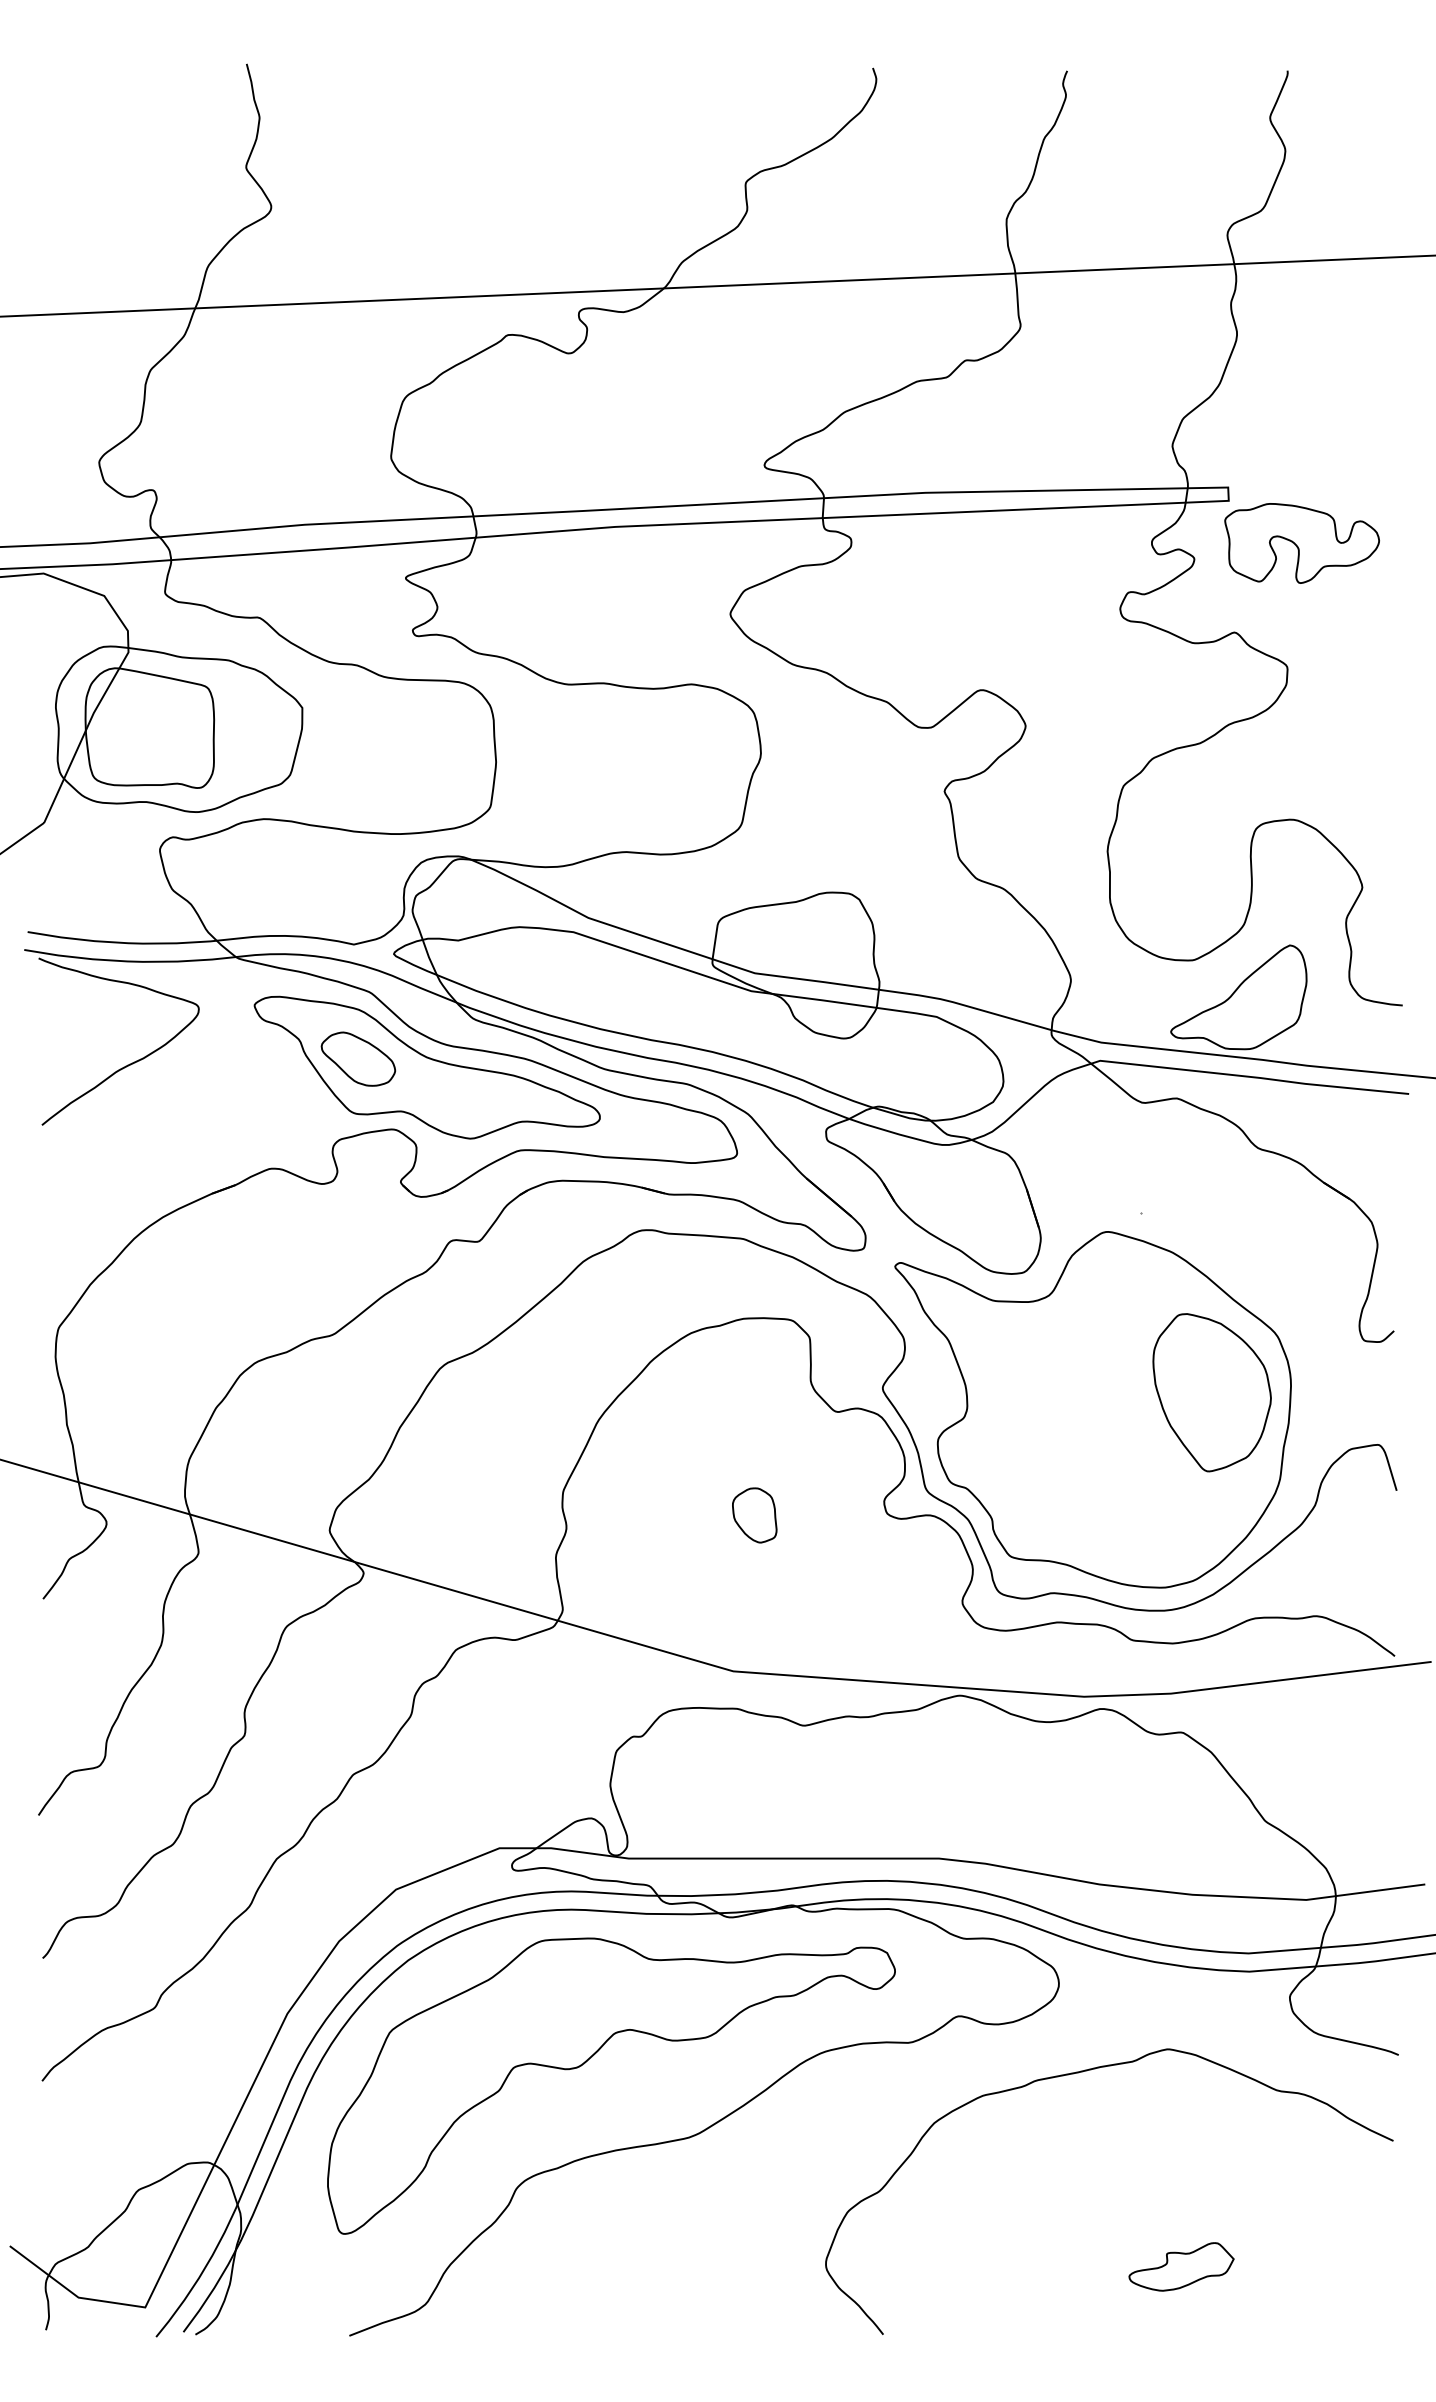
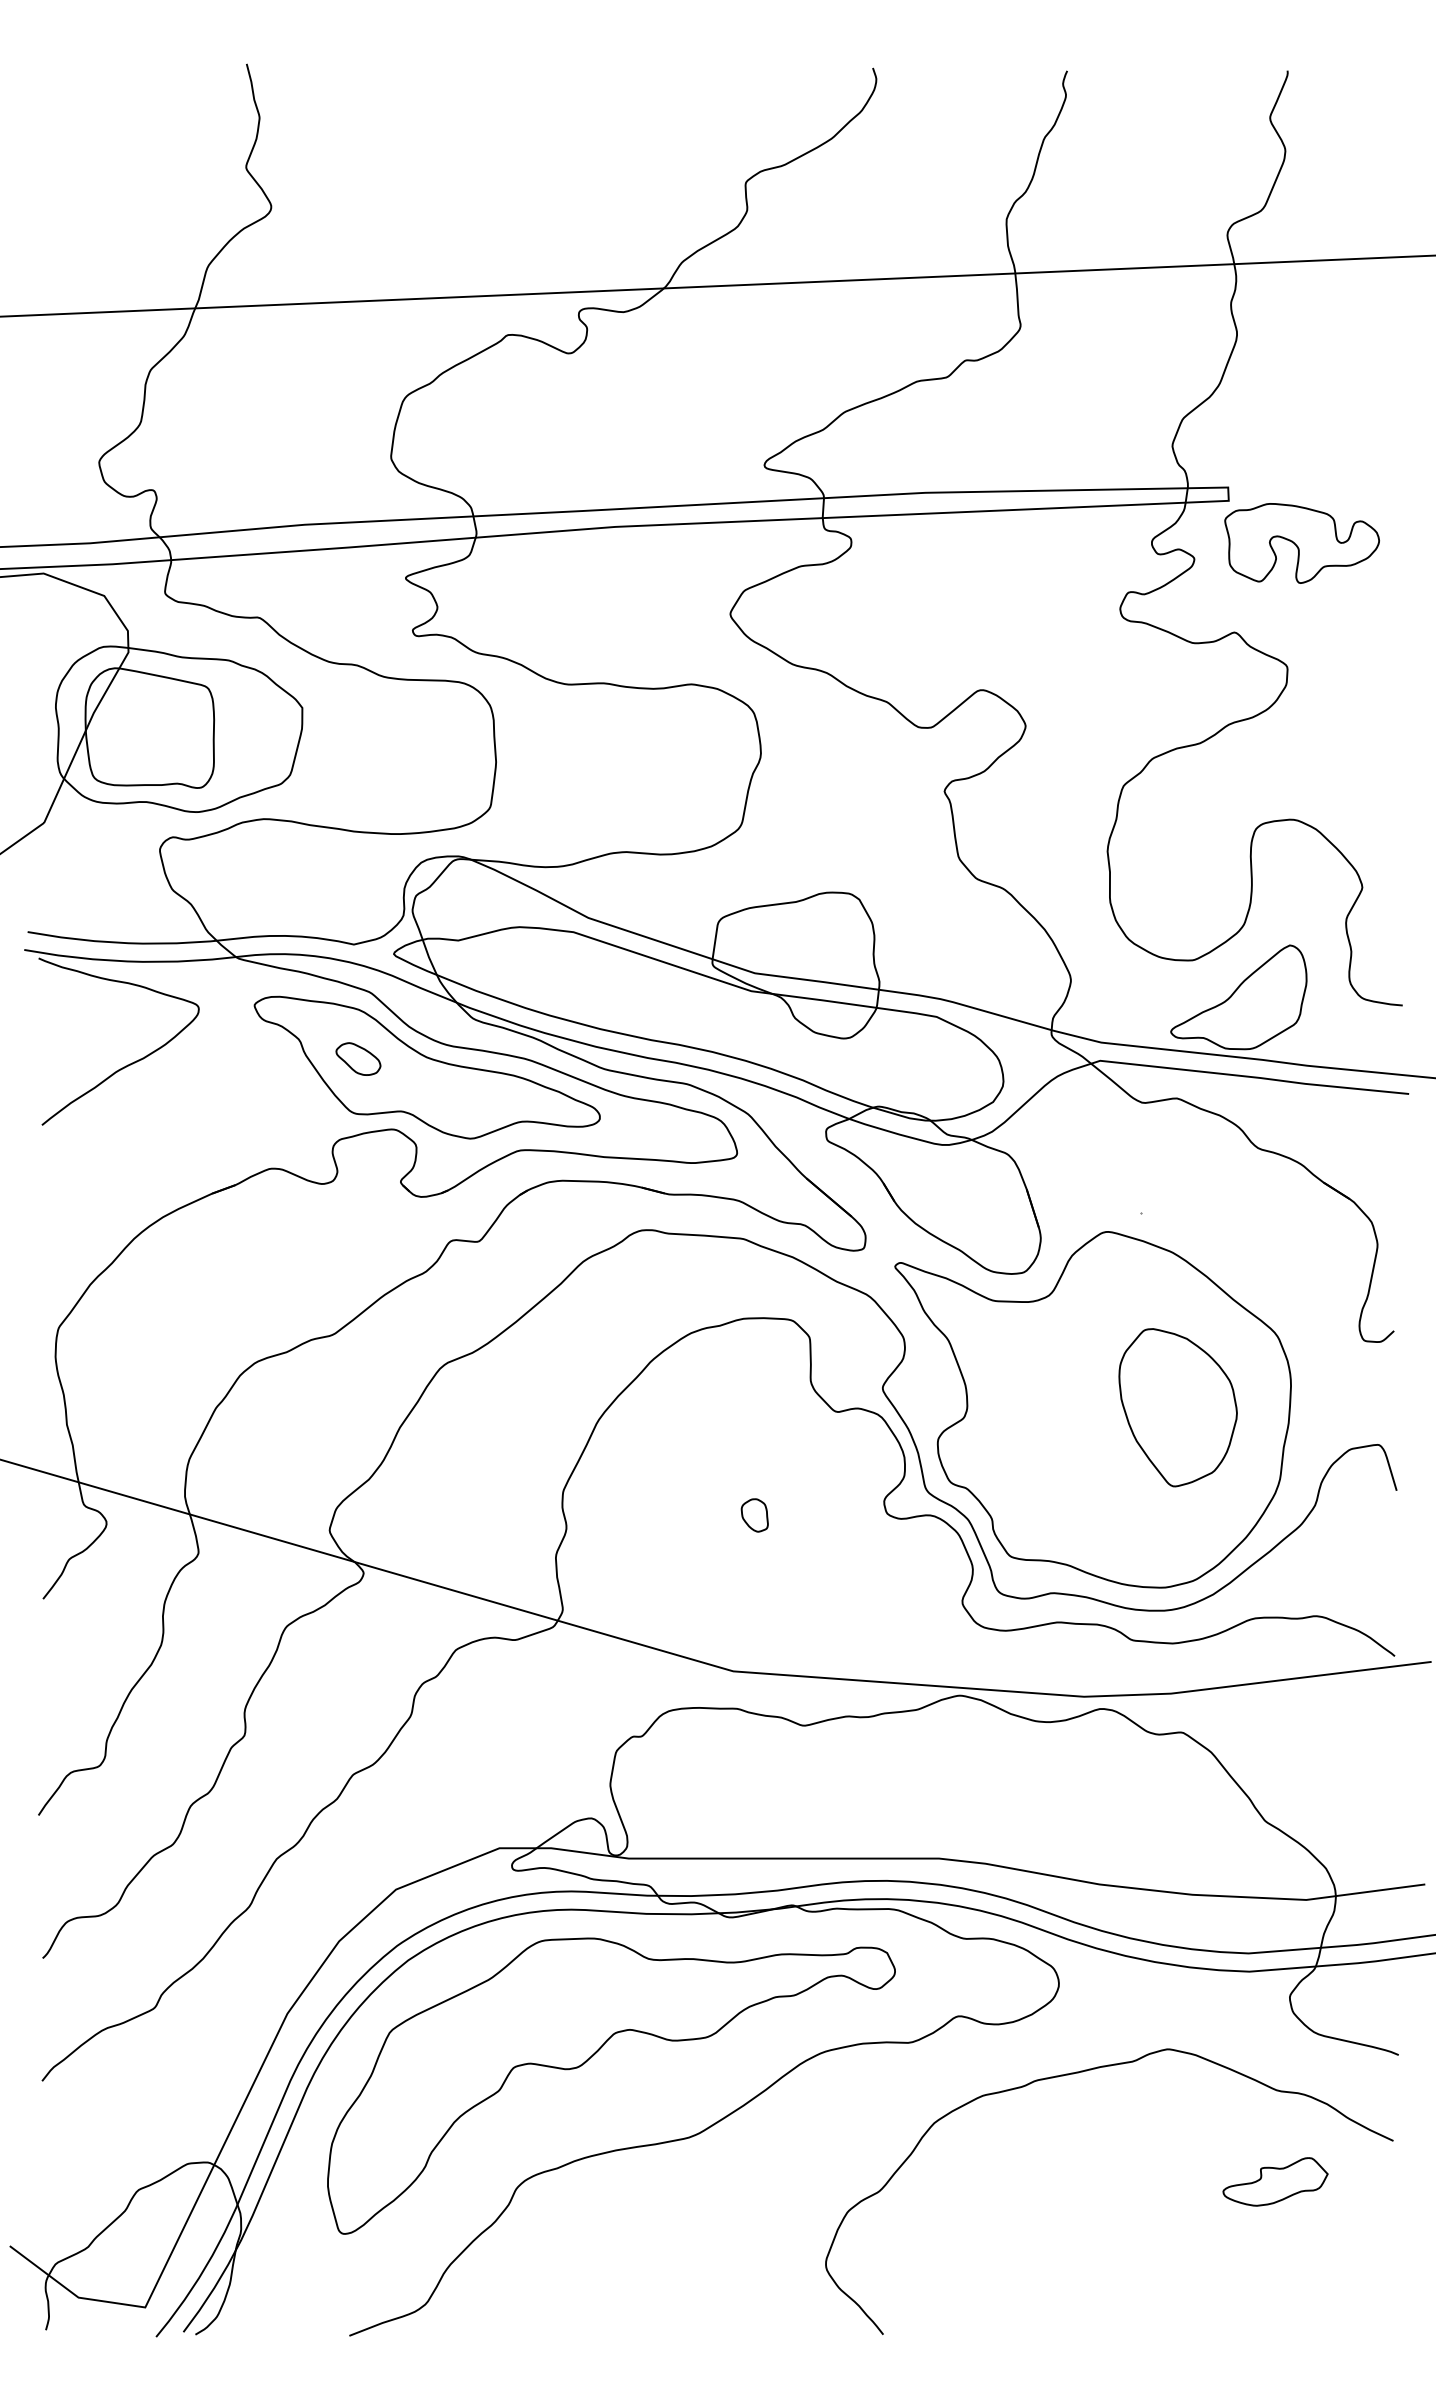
part size: 77x56 px -> 47x34 px (358, 1058)
part position: (1211, 1392) -> (1177, 1407) (1177, 1407)
part size: 46x57 px -> 29x35 px (754, 1515)
part position: (1181, 2266) -> (1275, 2181) (1275, 2181)
